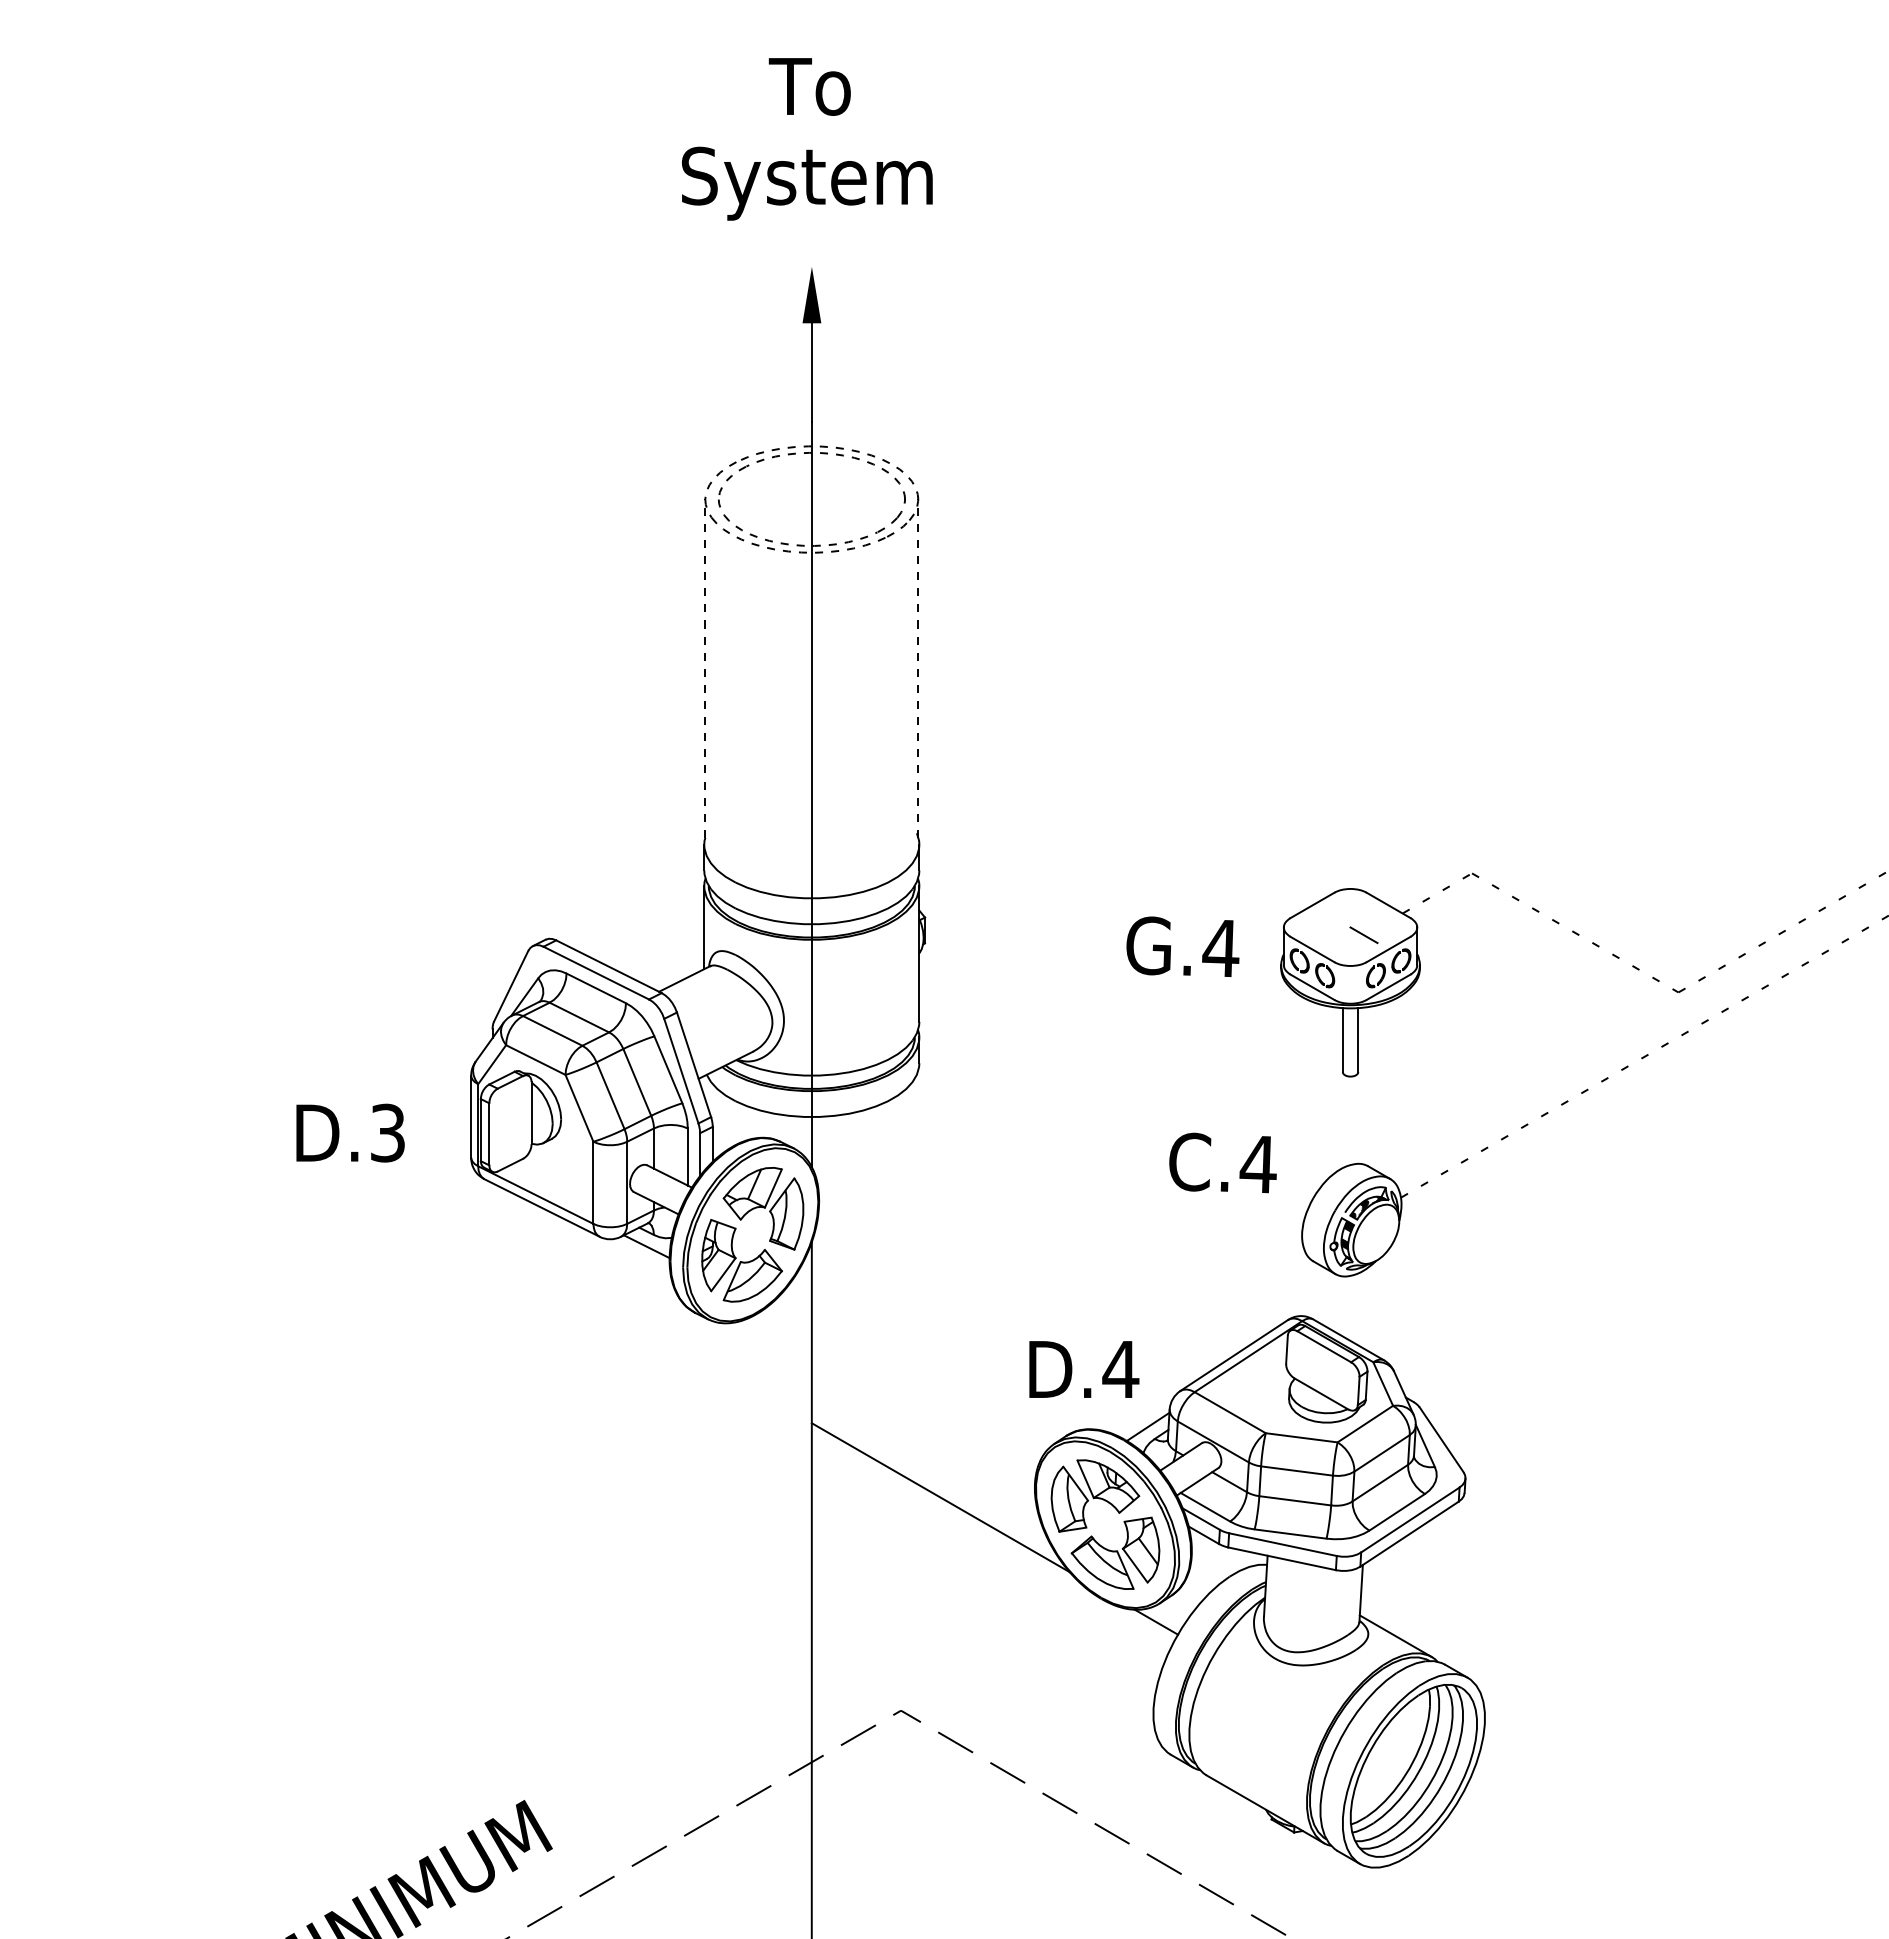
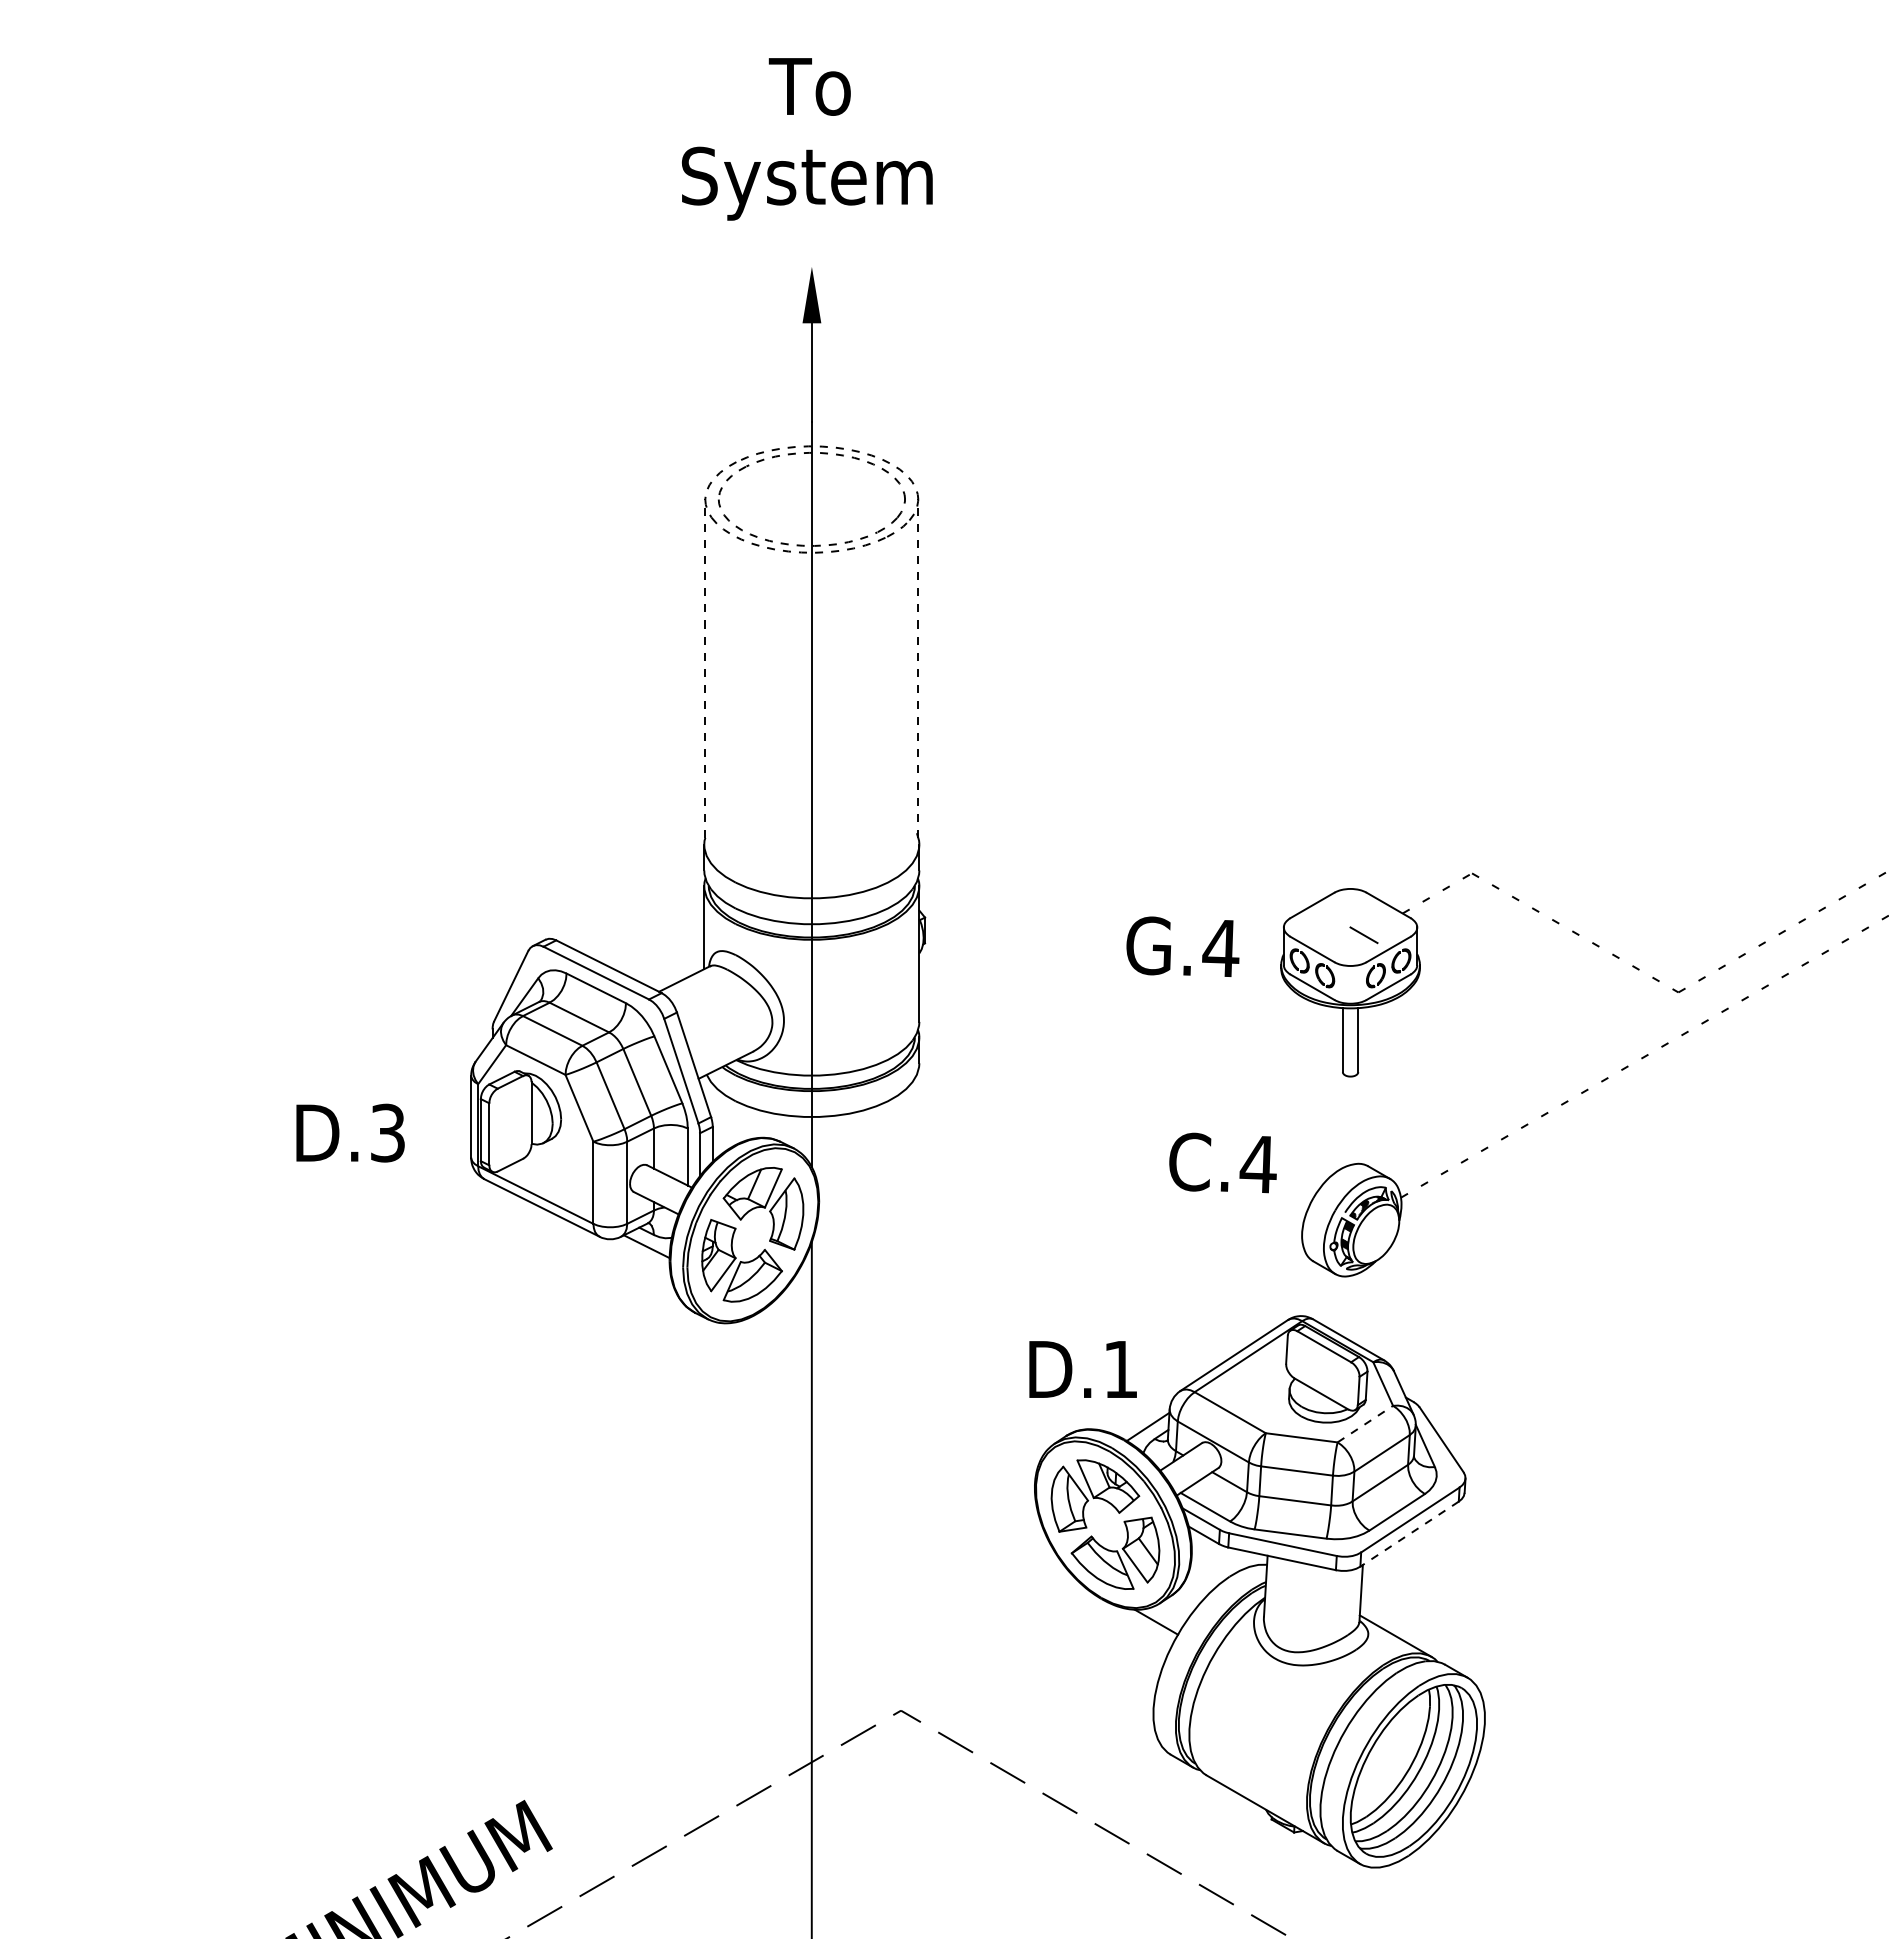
text: D.4 -> D.1 (1120, 1369)
line: solid -> dashed (1365, 1423)
line: present -> none (940, 1497)
line: solid -> dashed (1409, 1534)
